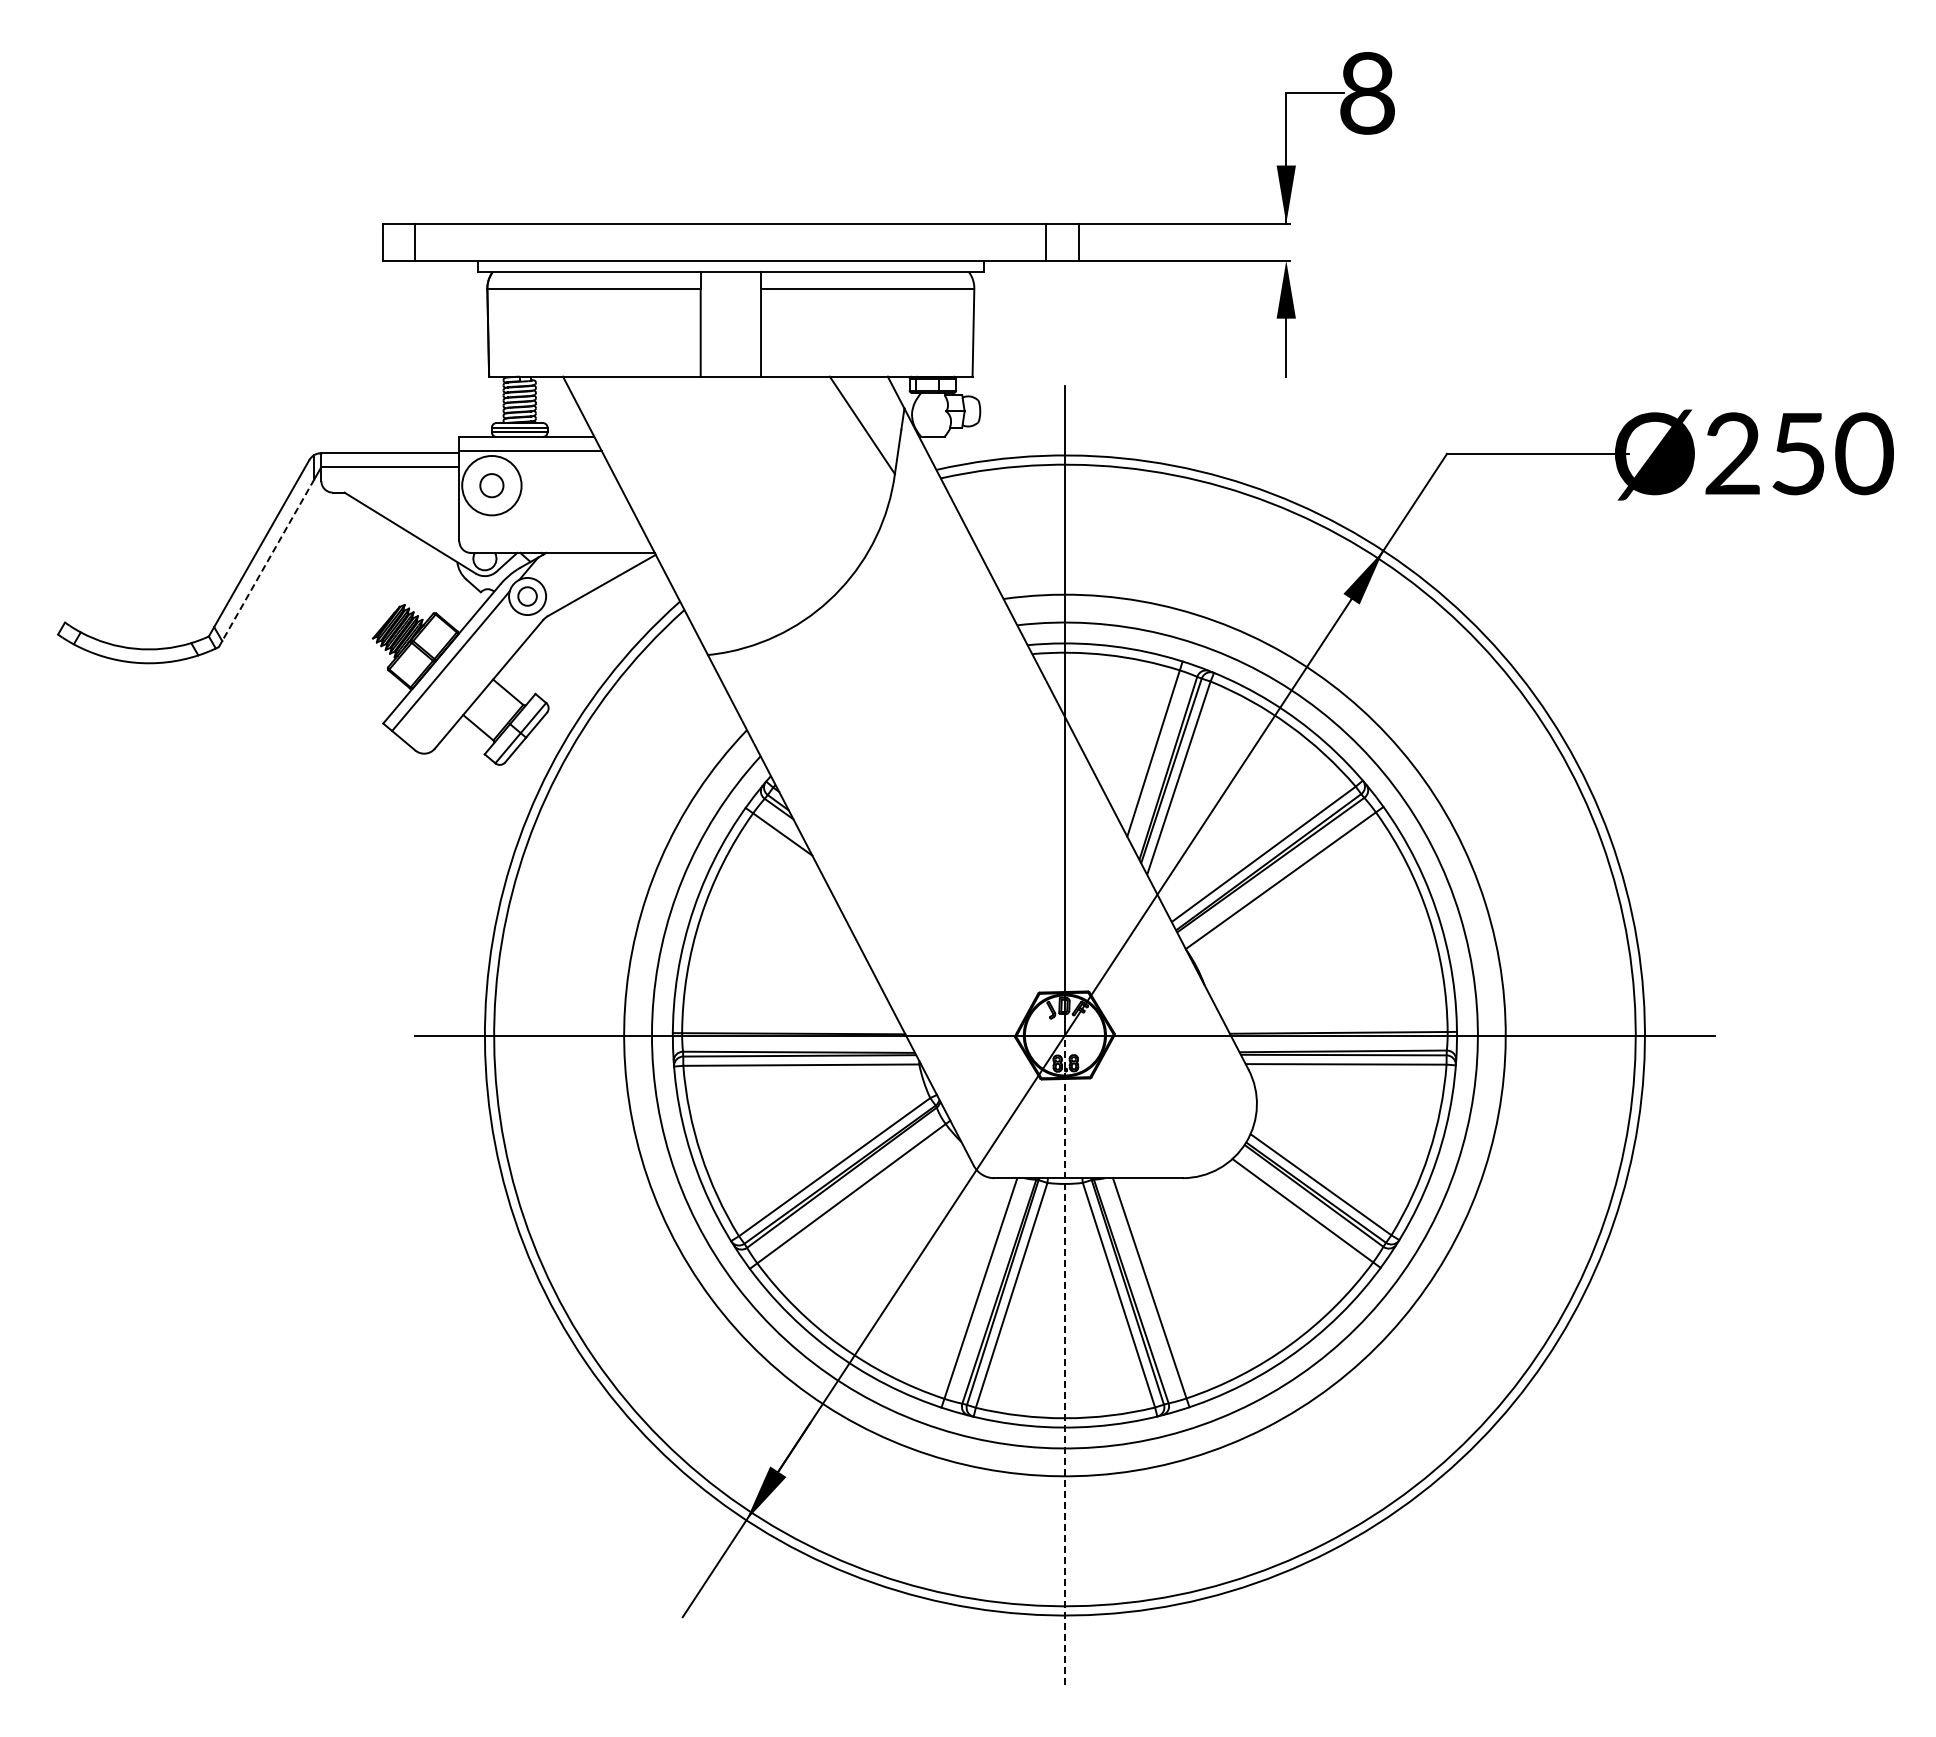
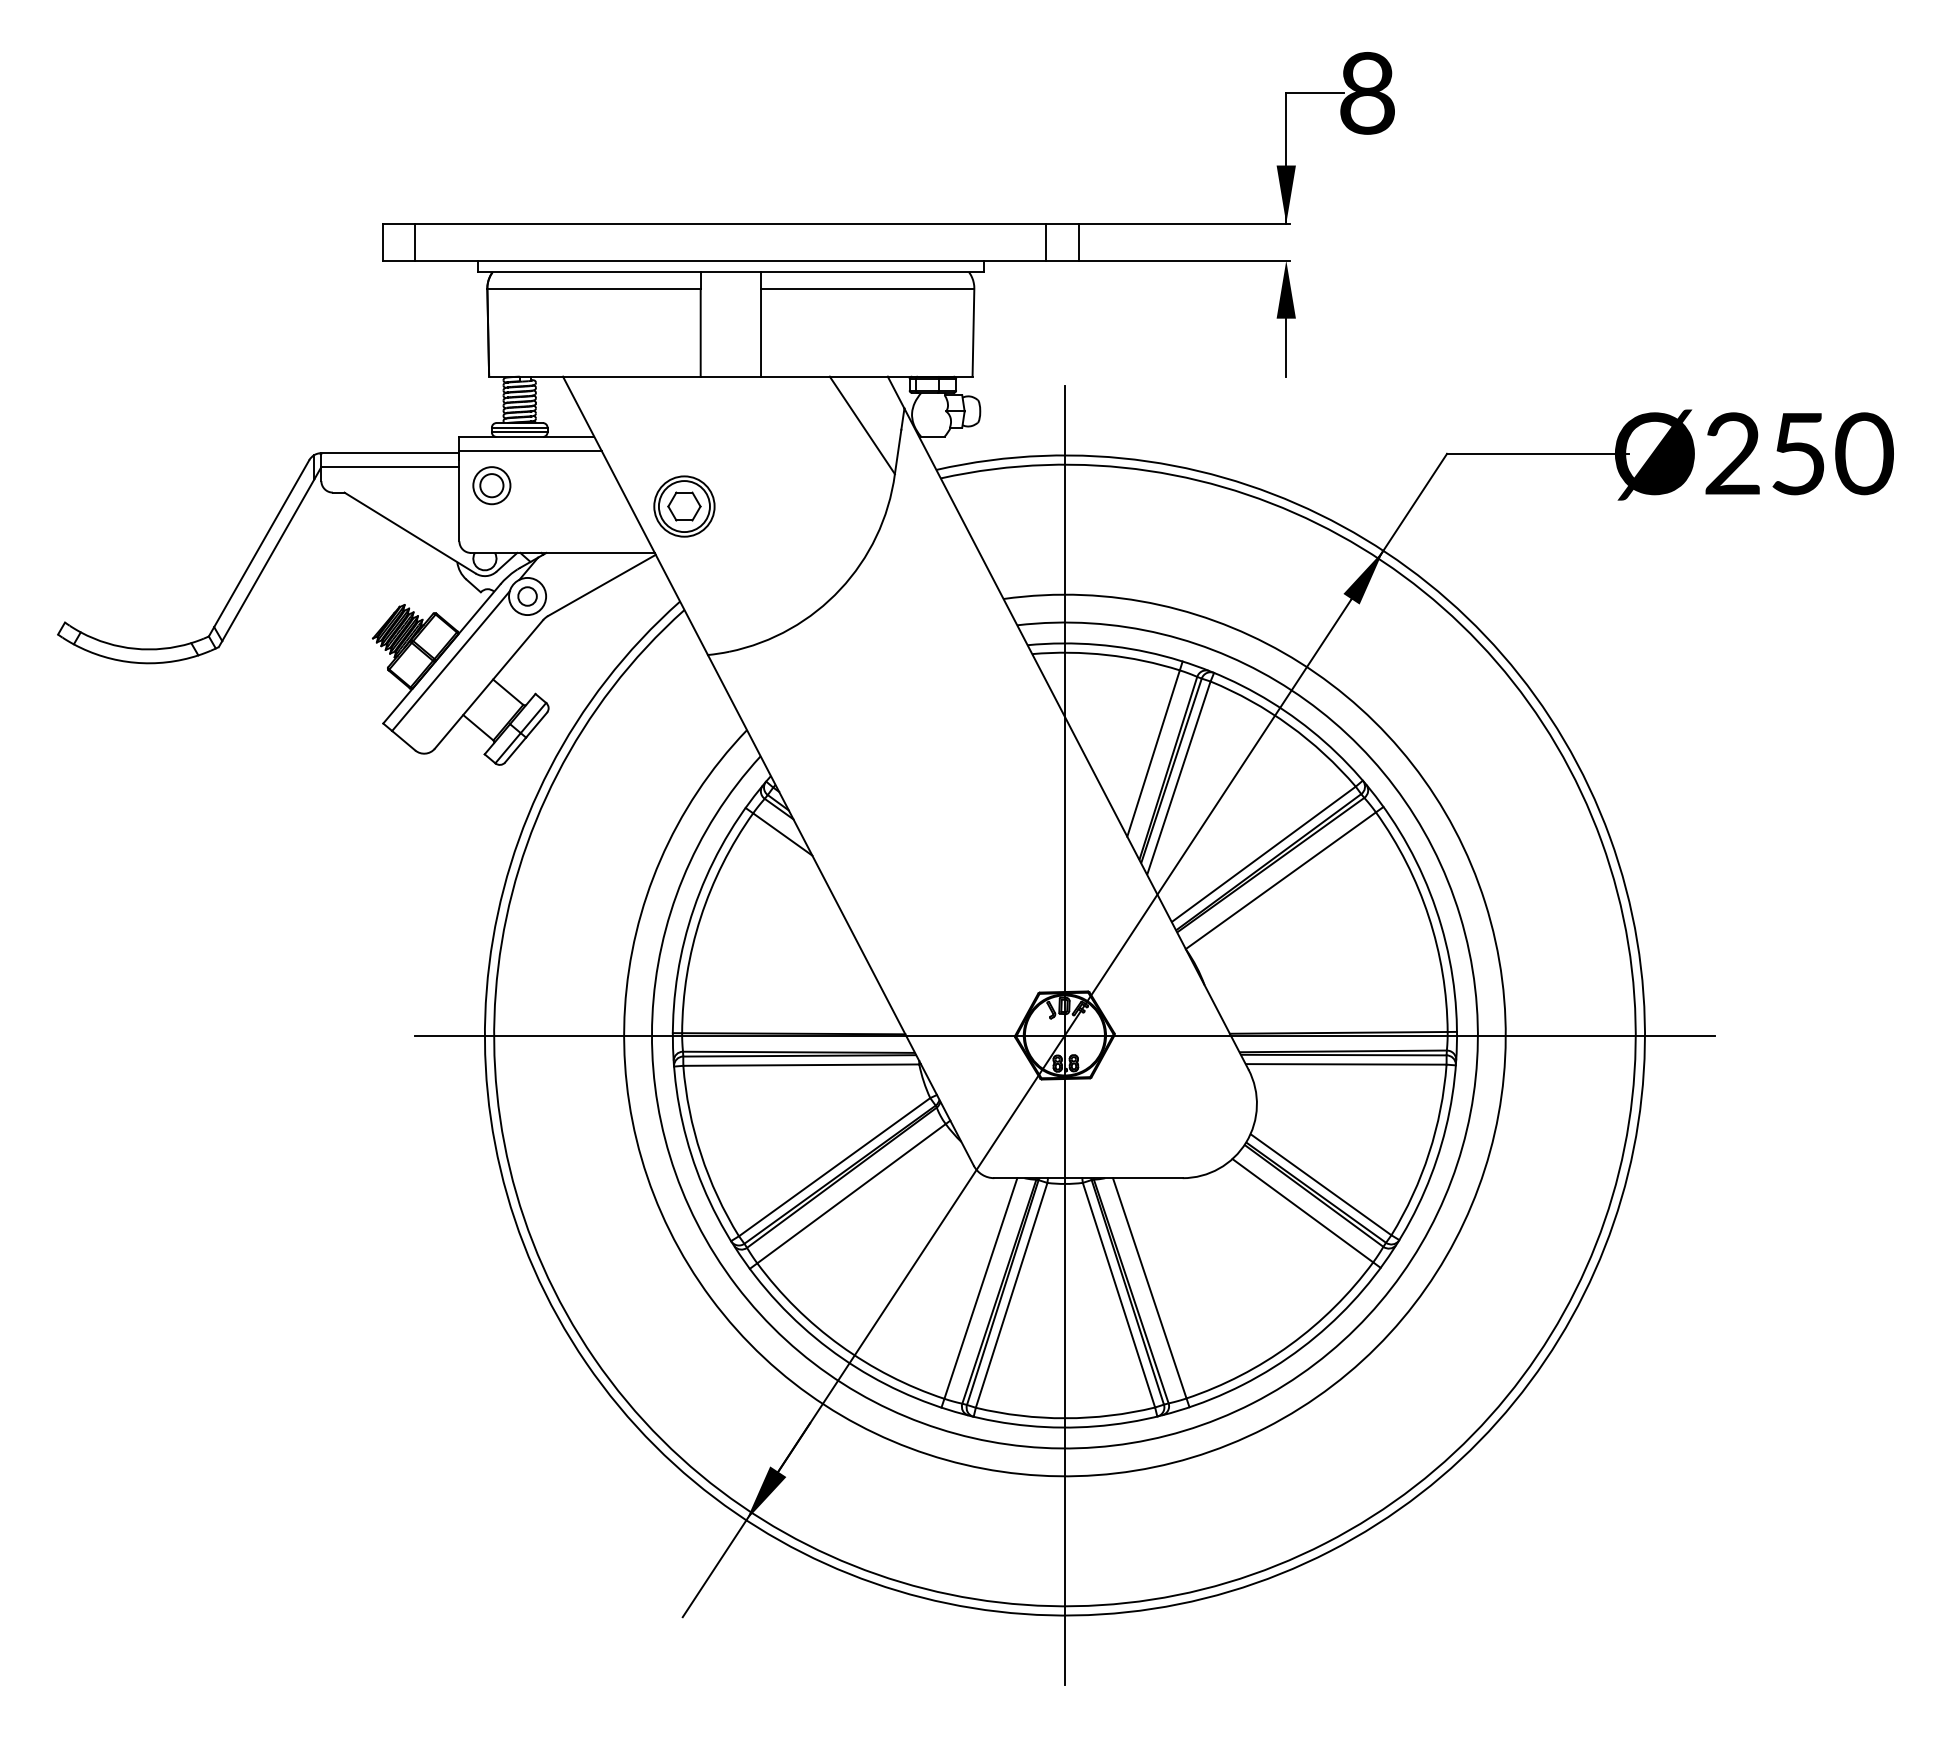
circle diameter: 59 px -> 37 px (491, 485)
part: none -> present (684, 506)
line: dashed -> solid (268, 560)
line: dashed -> solid (1064, 1360)
